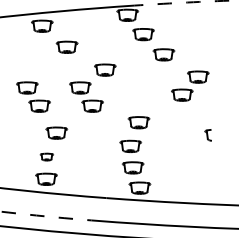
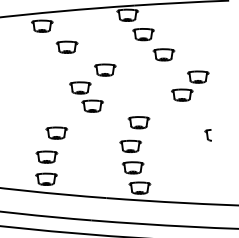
arc: dashed -> solid (181, 2)
part: present -> none (33, 96)
part size: 15x10 px -> 24x14 px (46, 156)
arc: dashed -> solid (45, 216)
